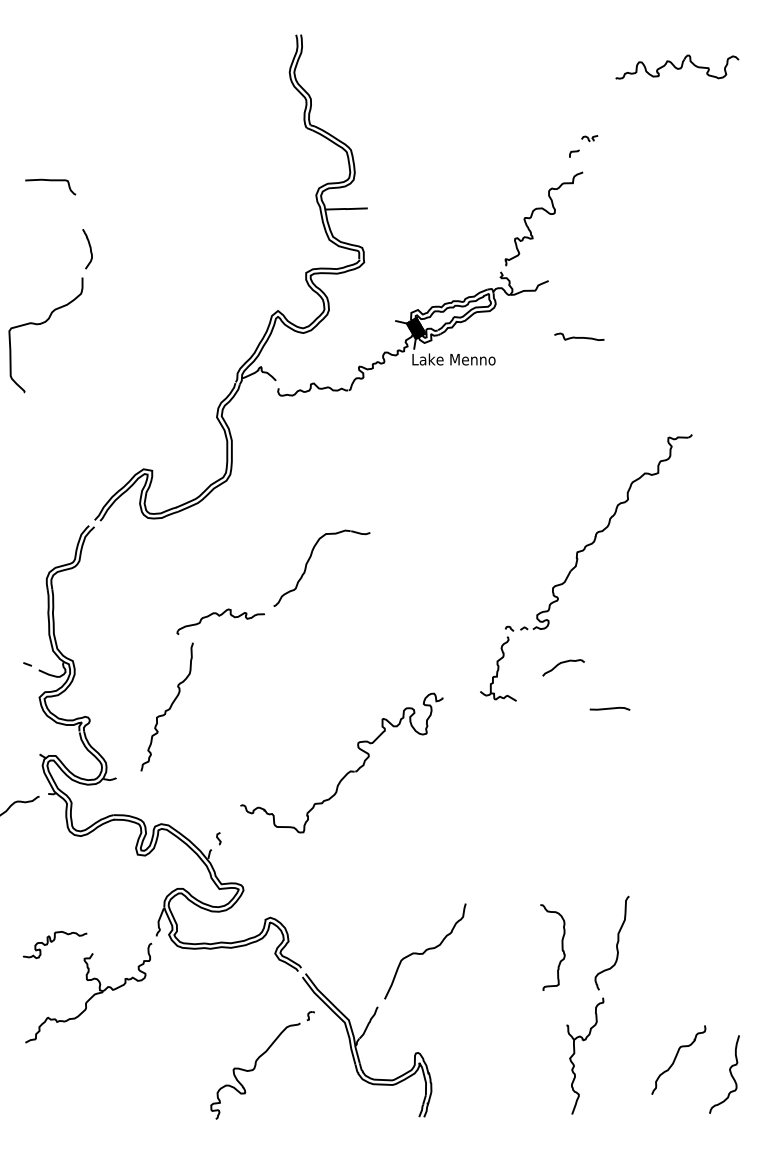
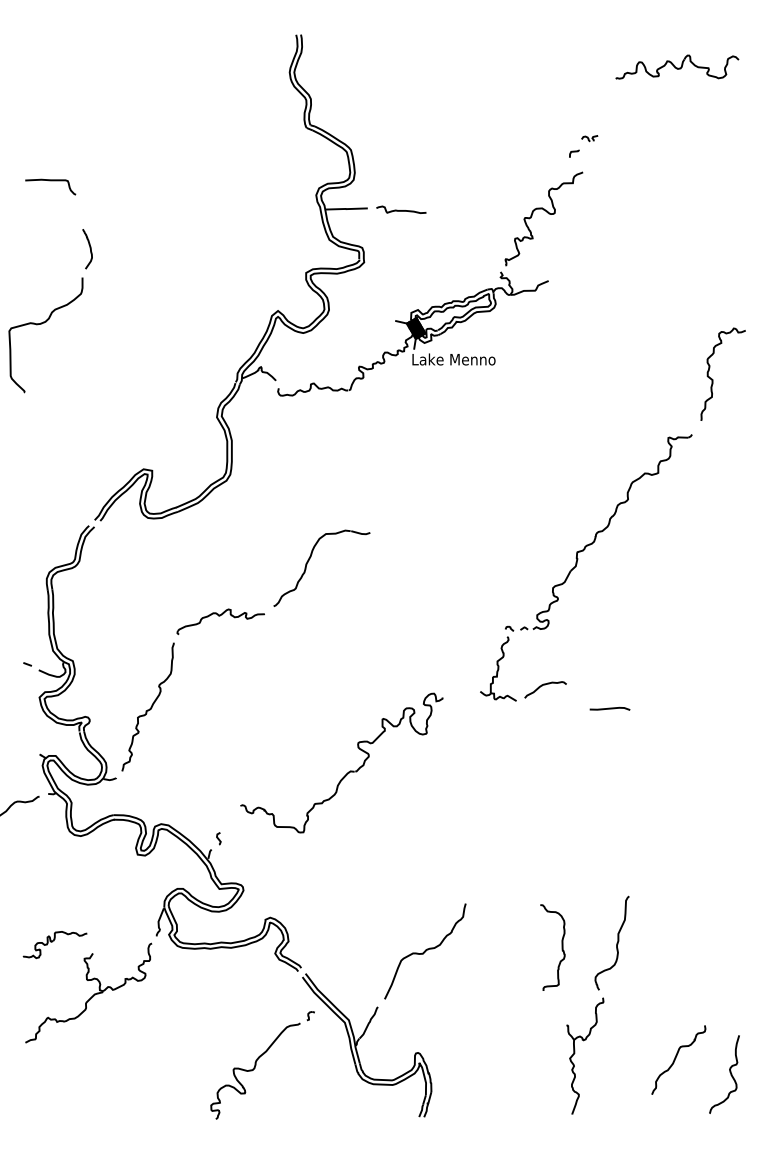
curve position: (579, 337) -> (401, 210) (401, 210)
curve: none -> present (713, 379)
curve position: (563, 663) -> (545, 685) (545, 685)
curve position: (168, 708) -> (149, 708) (149, 708)
